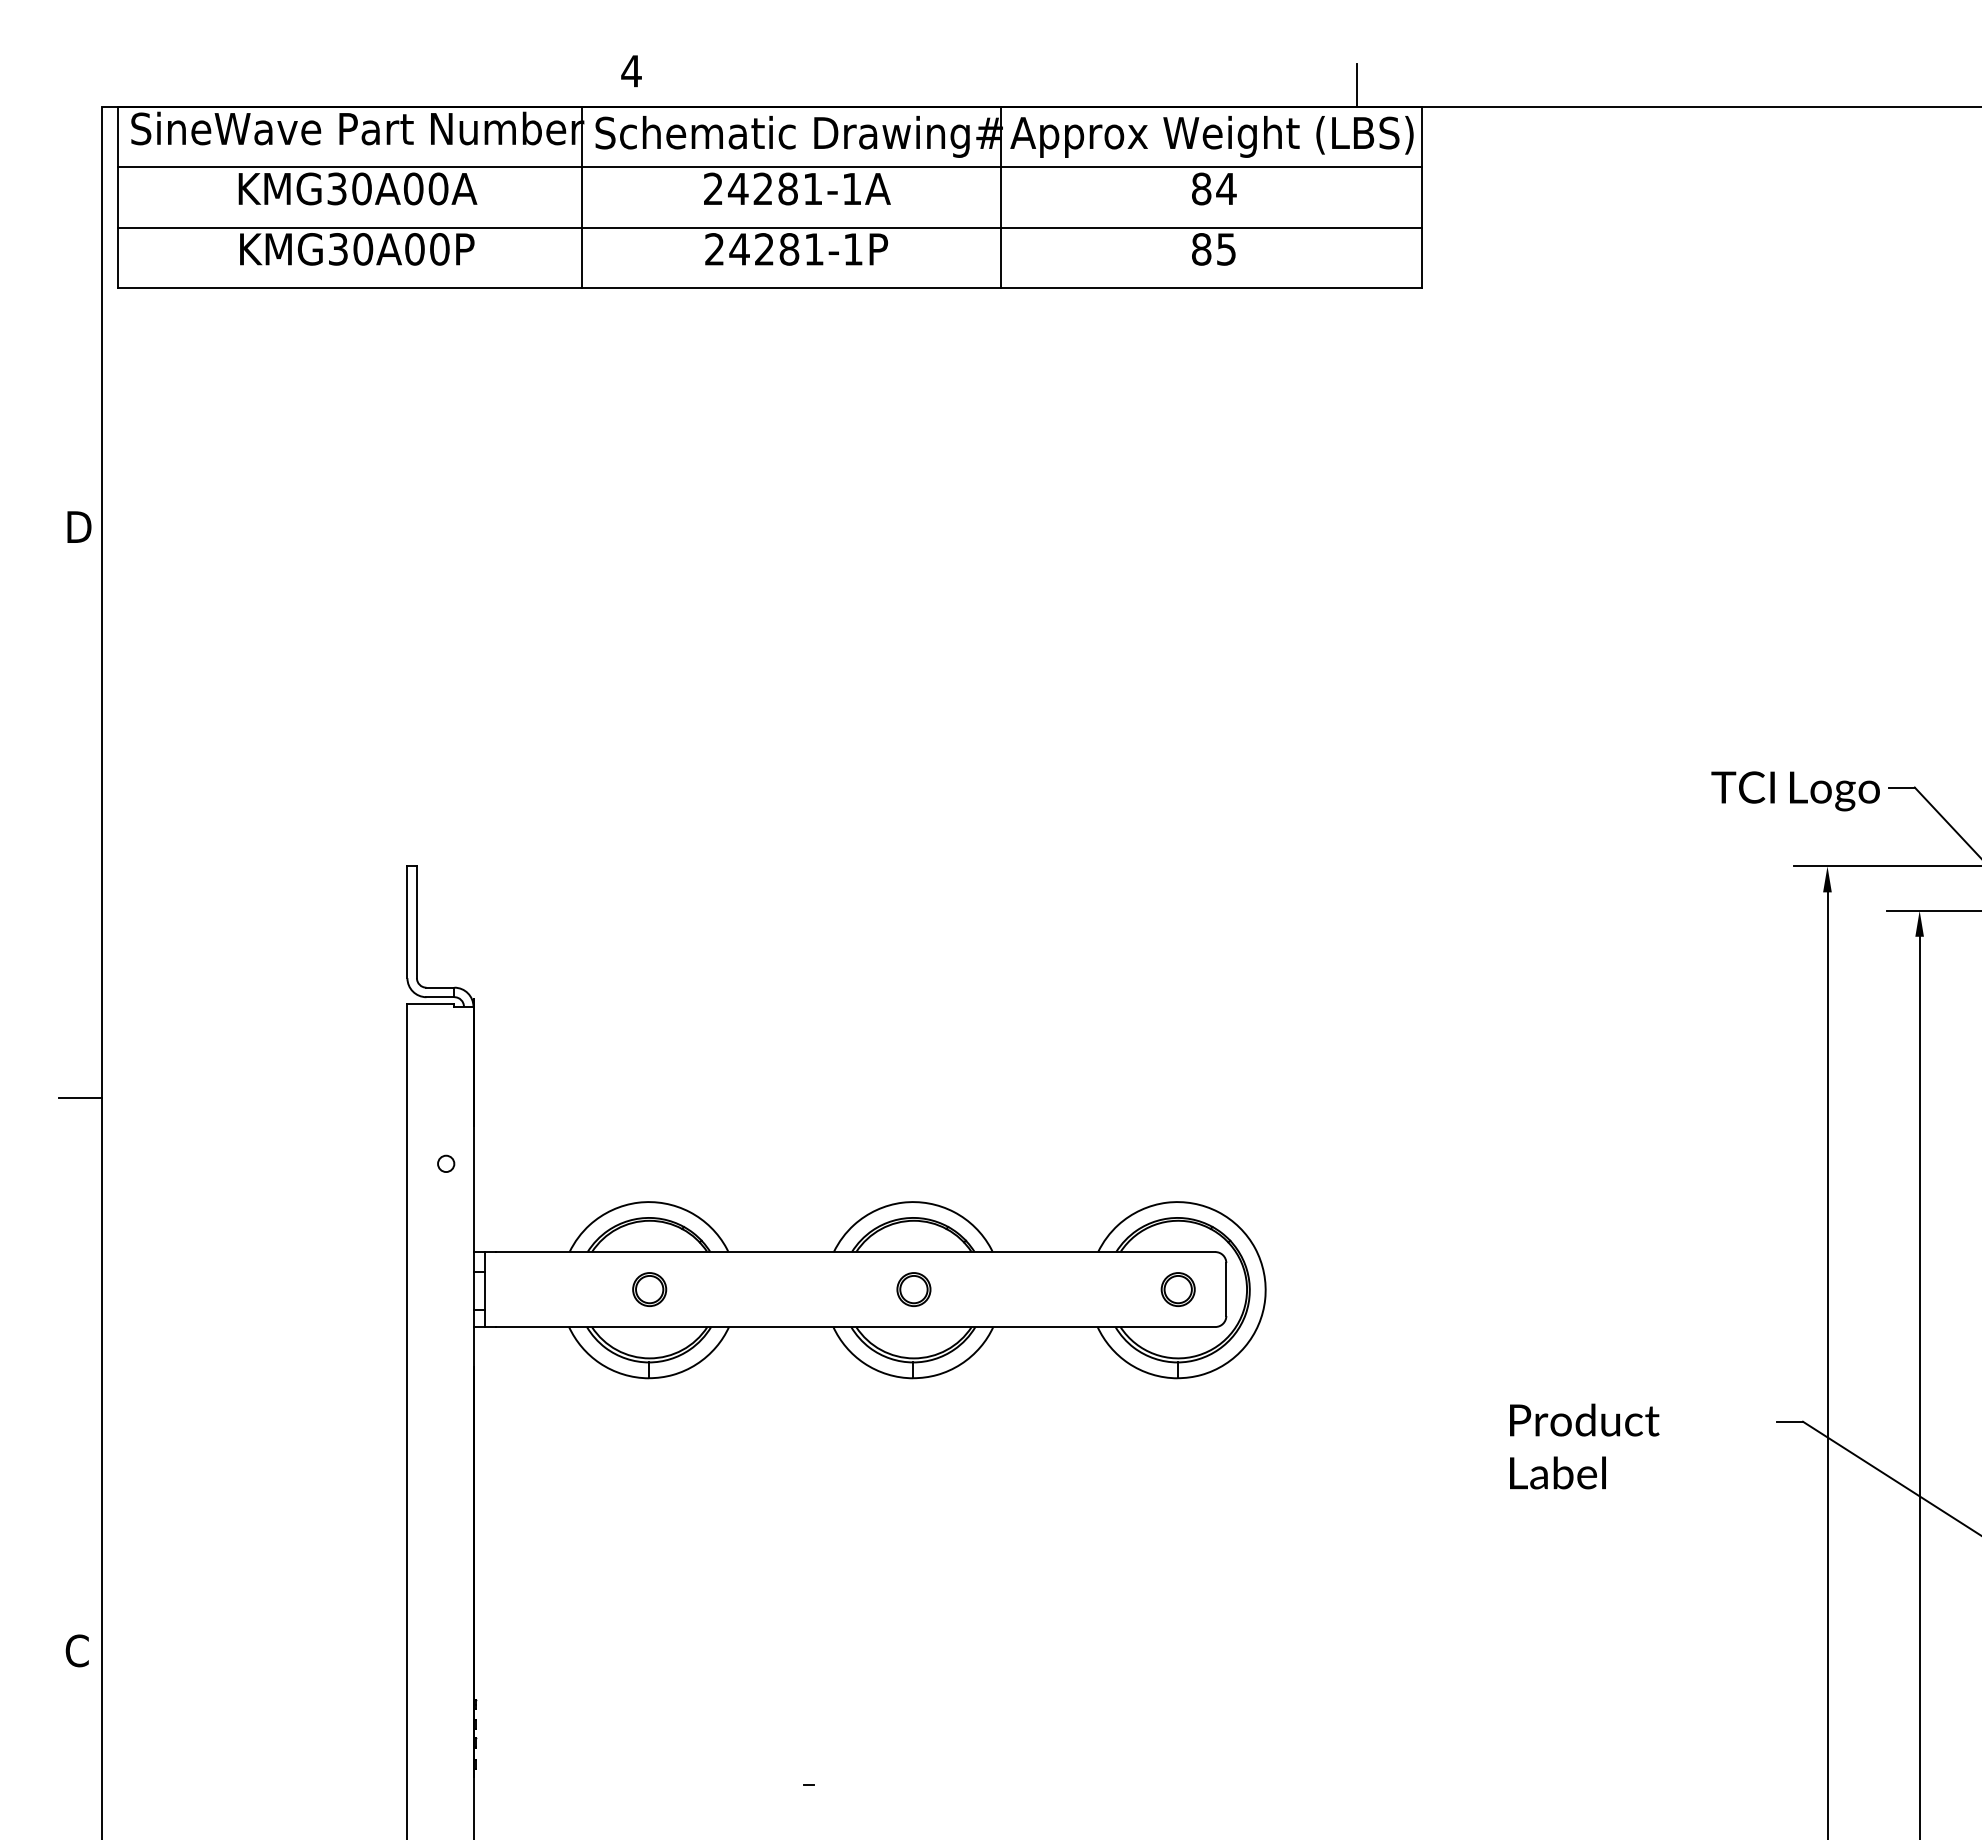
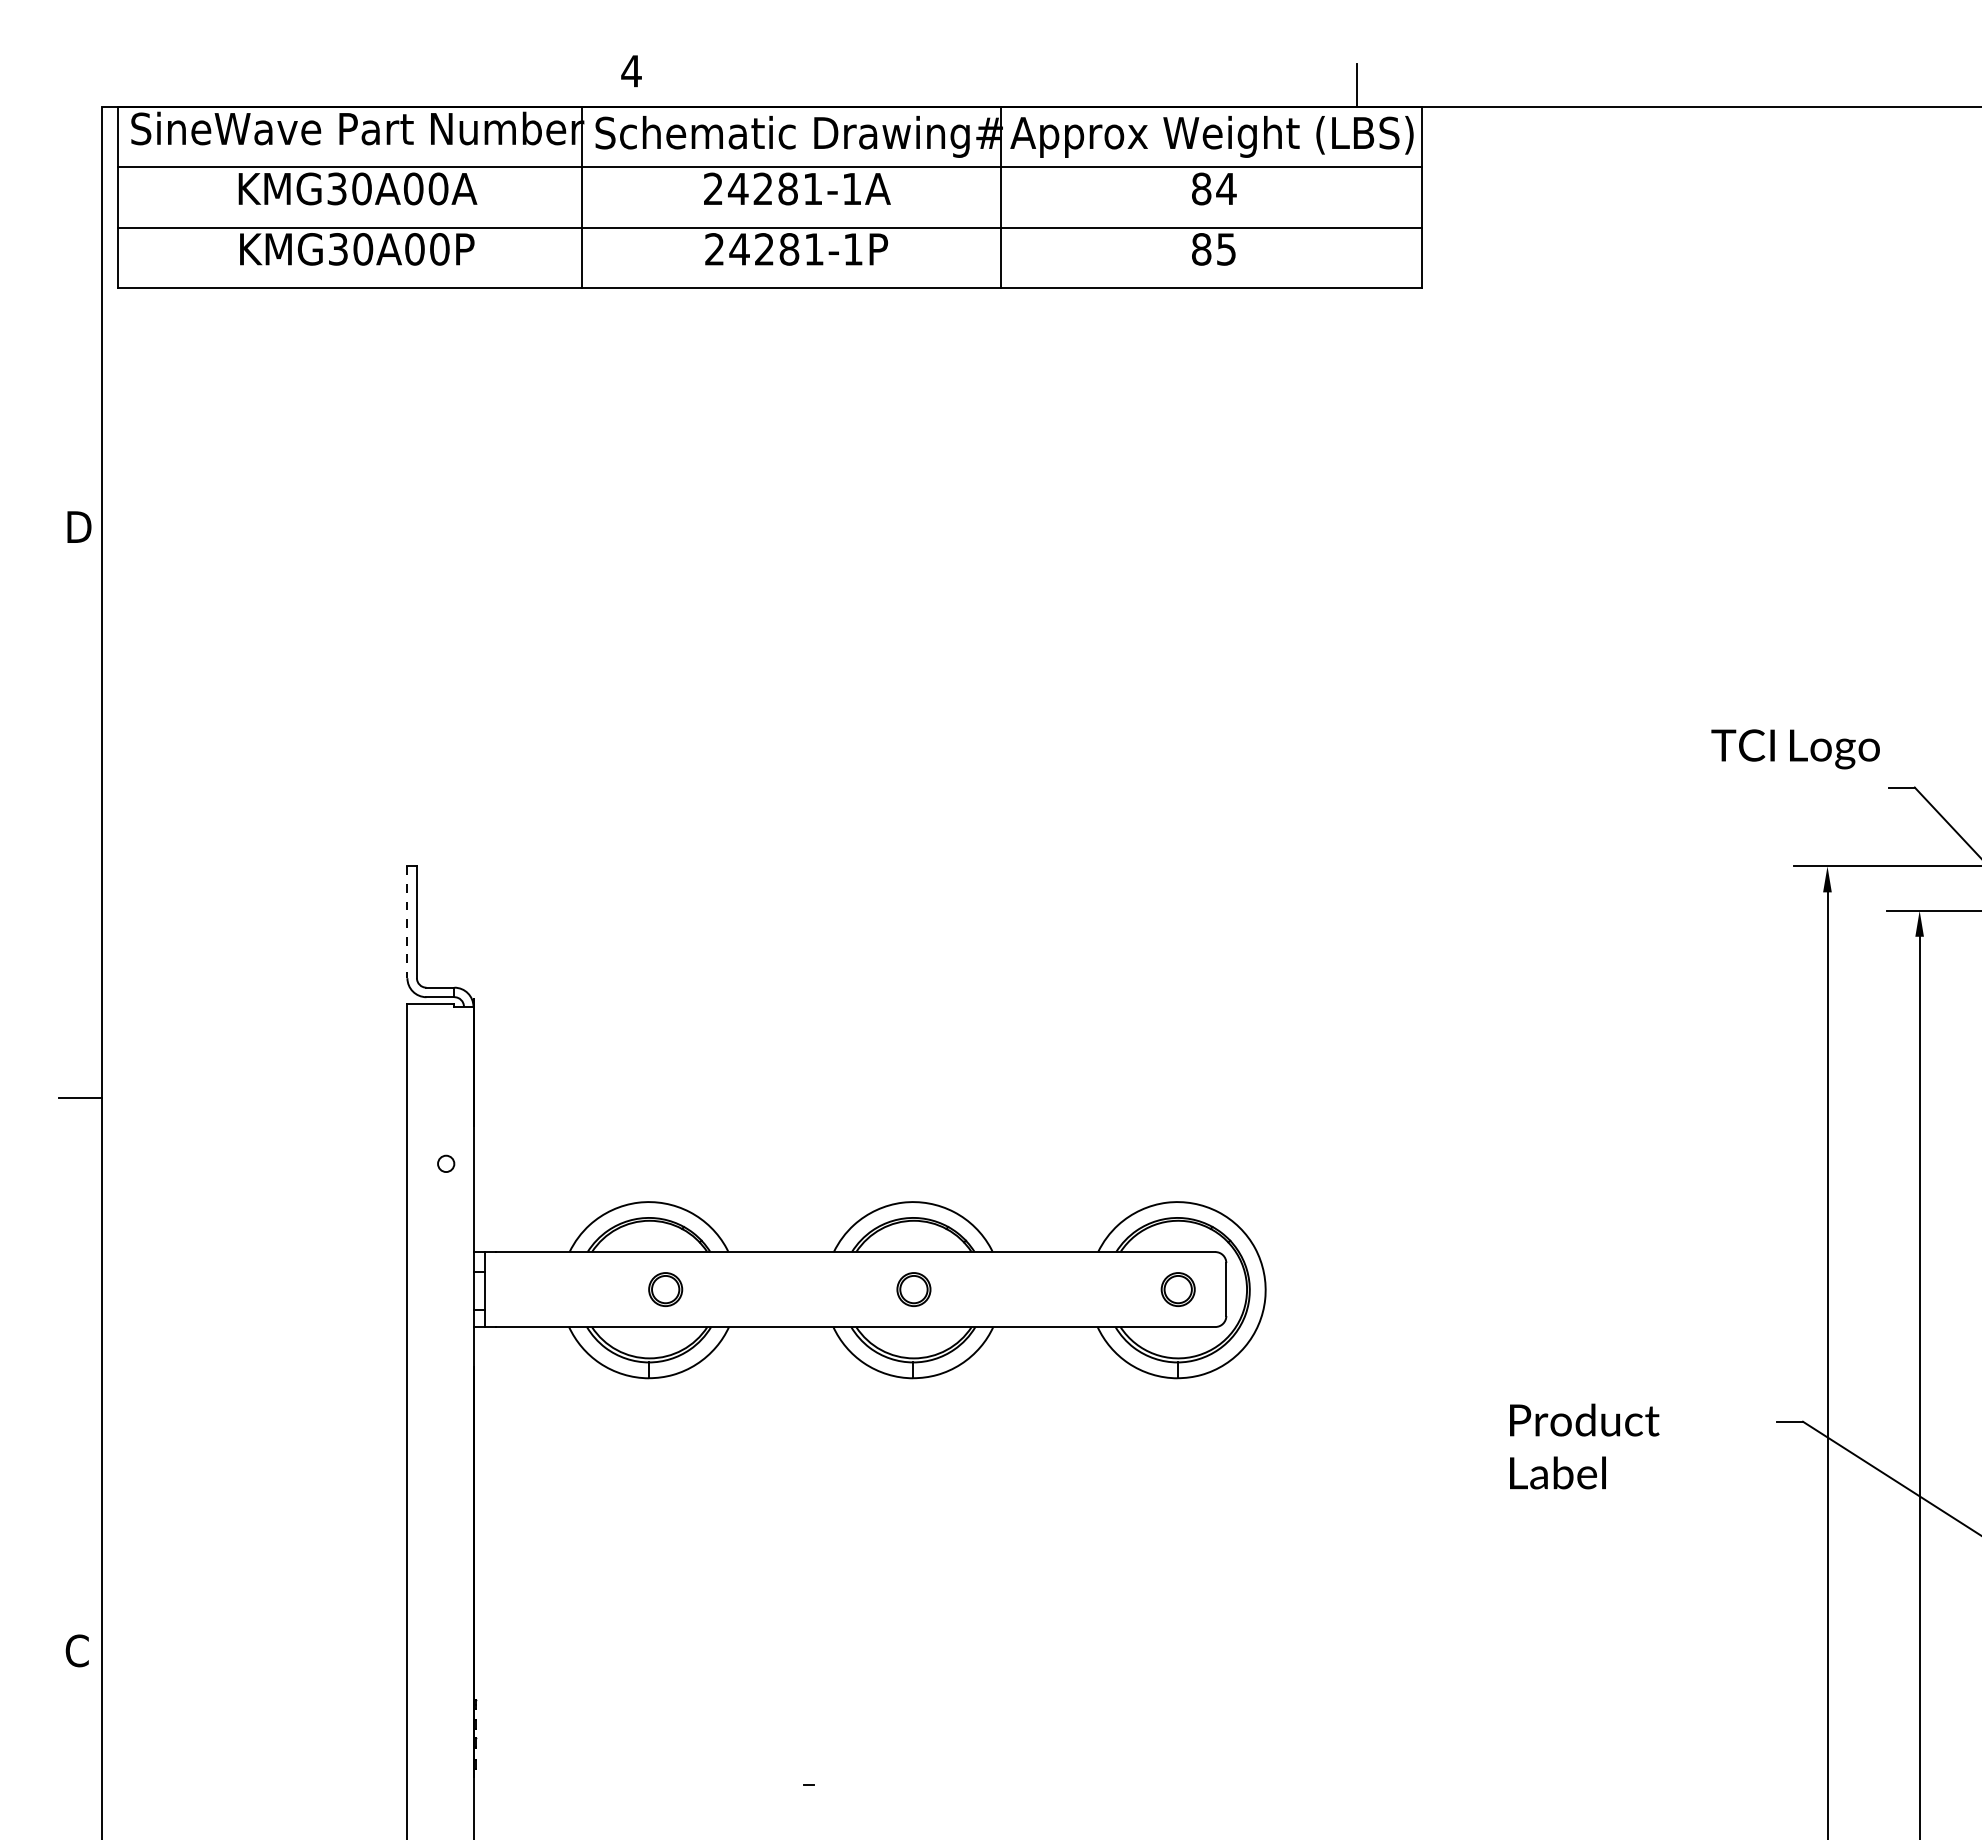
text position: (1795, 791) -> (1795, 749) (1795, 749)
line: solid -> dashed (407, 922)
part position: (649, 1289) -> (665, 1289) (665, 1289)
